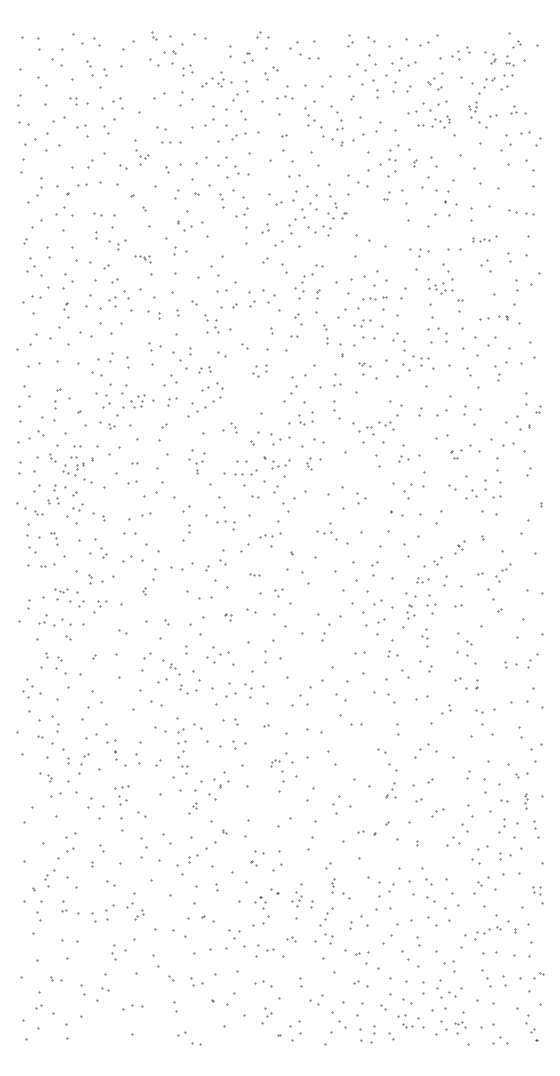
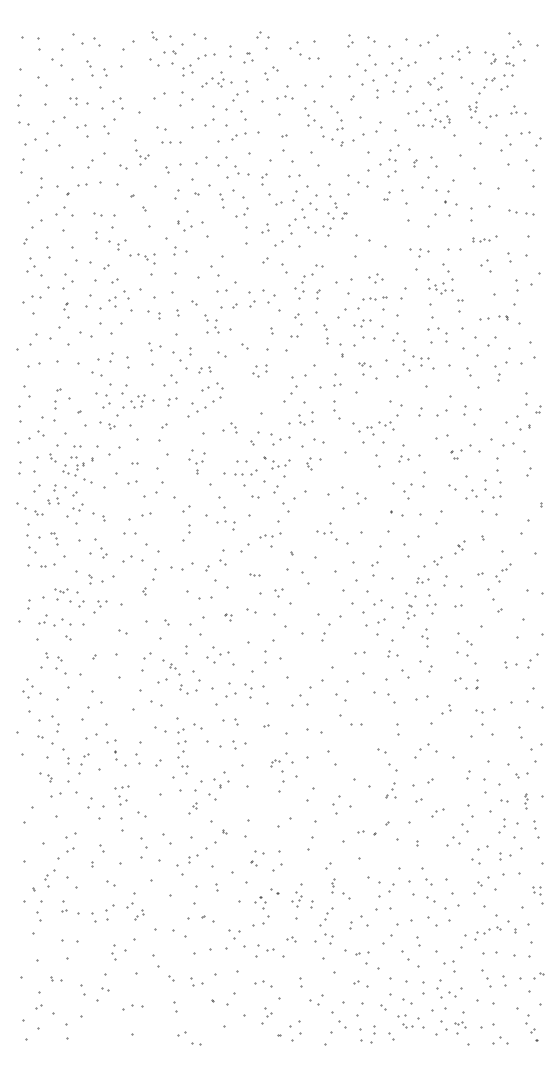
part: none -> present (206, 56)
part: none -> present (264, 179)
part size: 18x9 px -> 27x12 px (142, 258)
part size: 25x17 px -> 16x11 px (375, 278)
